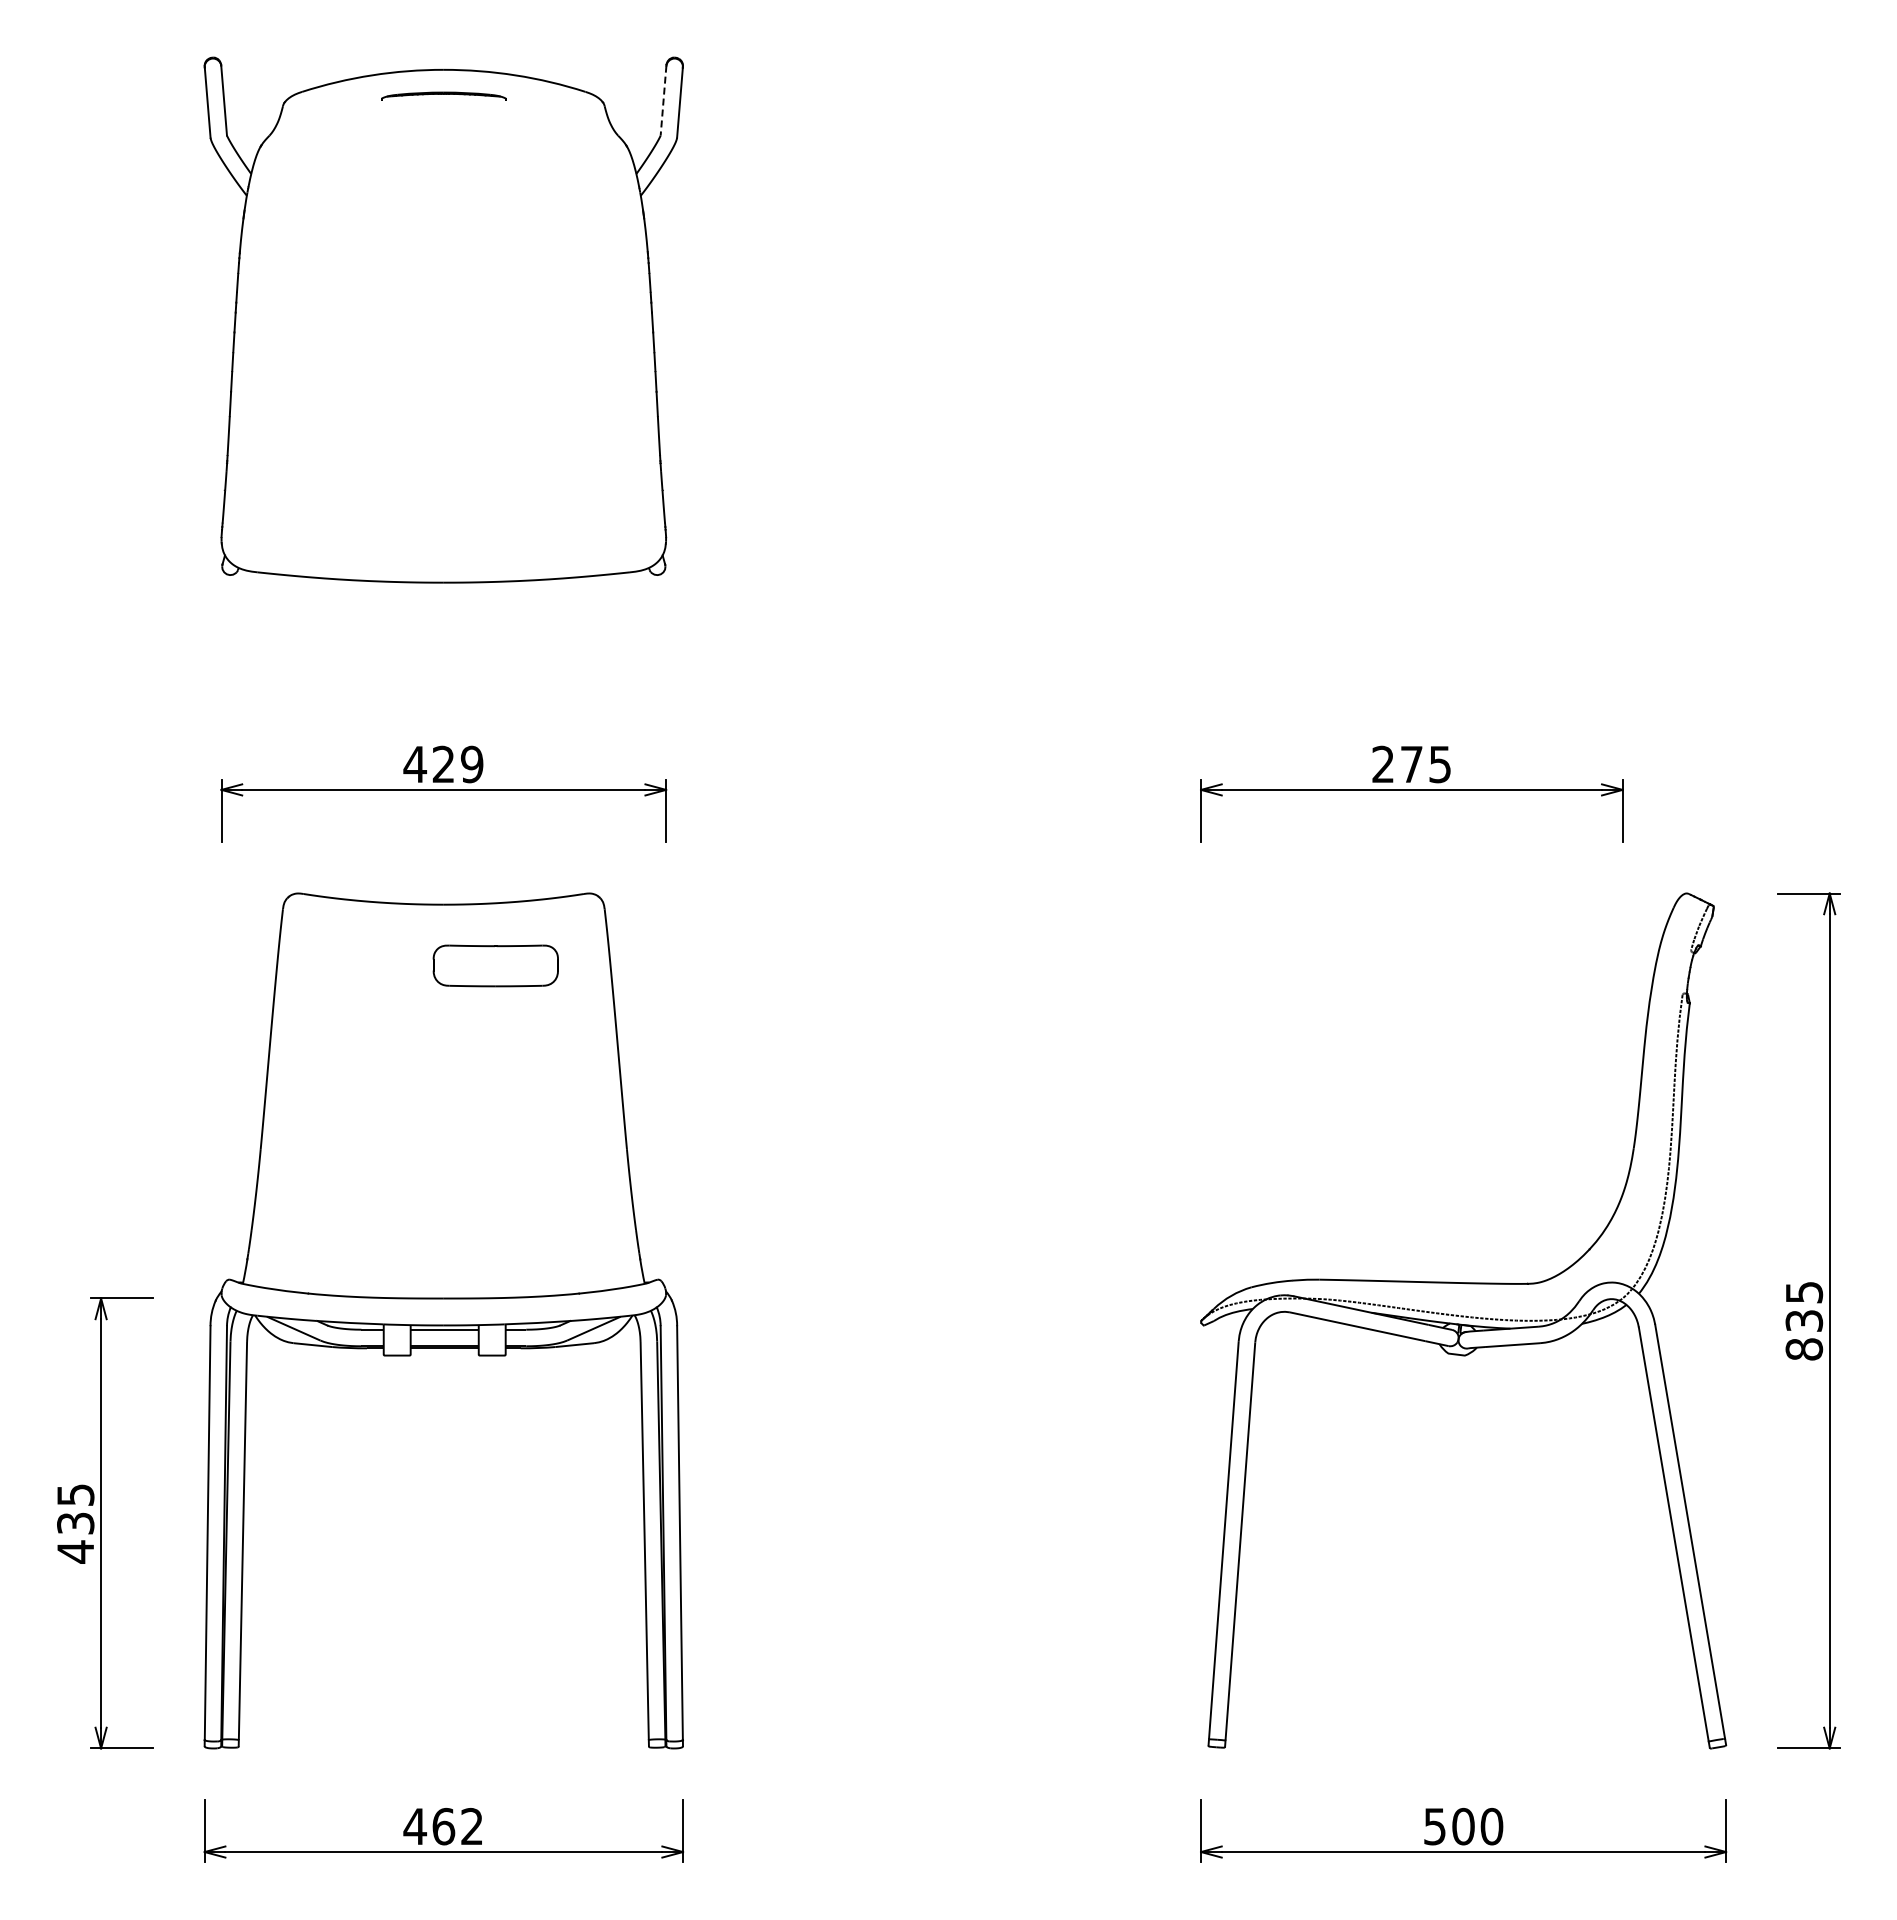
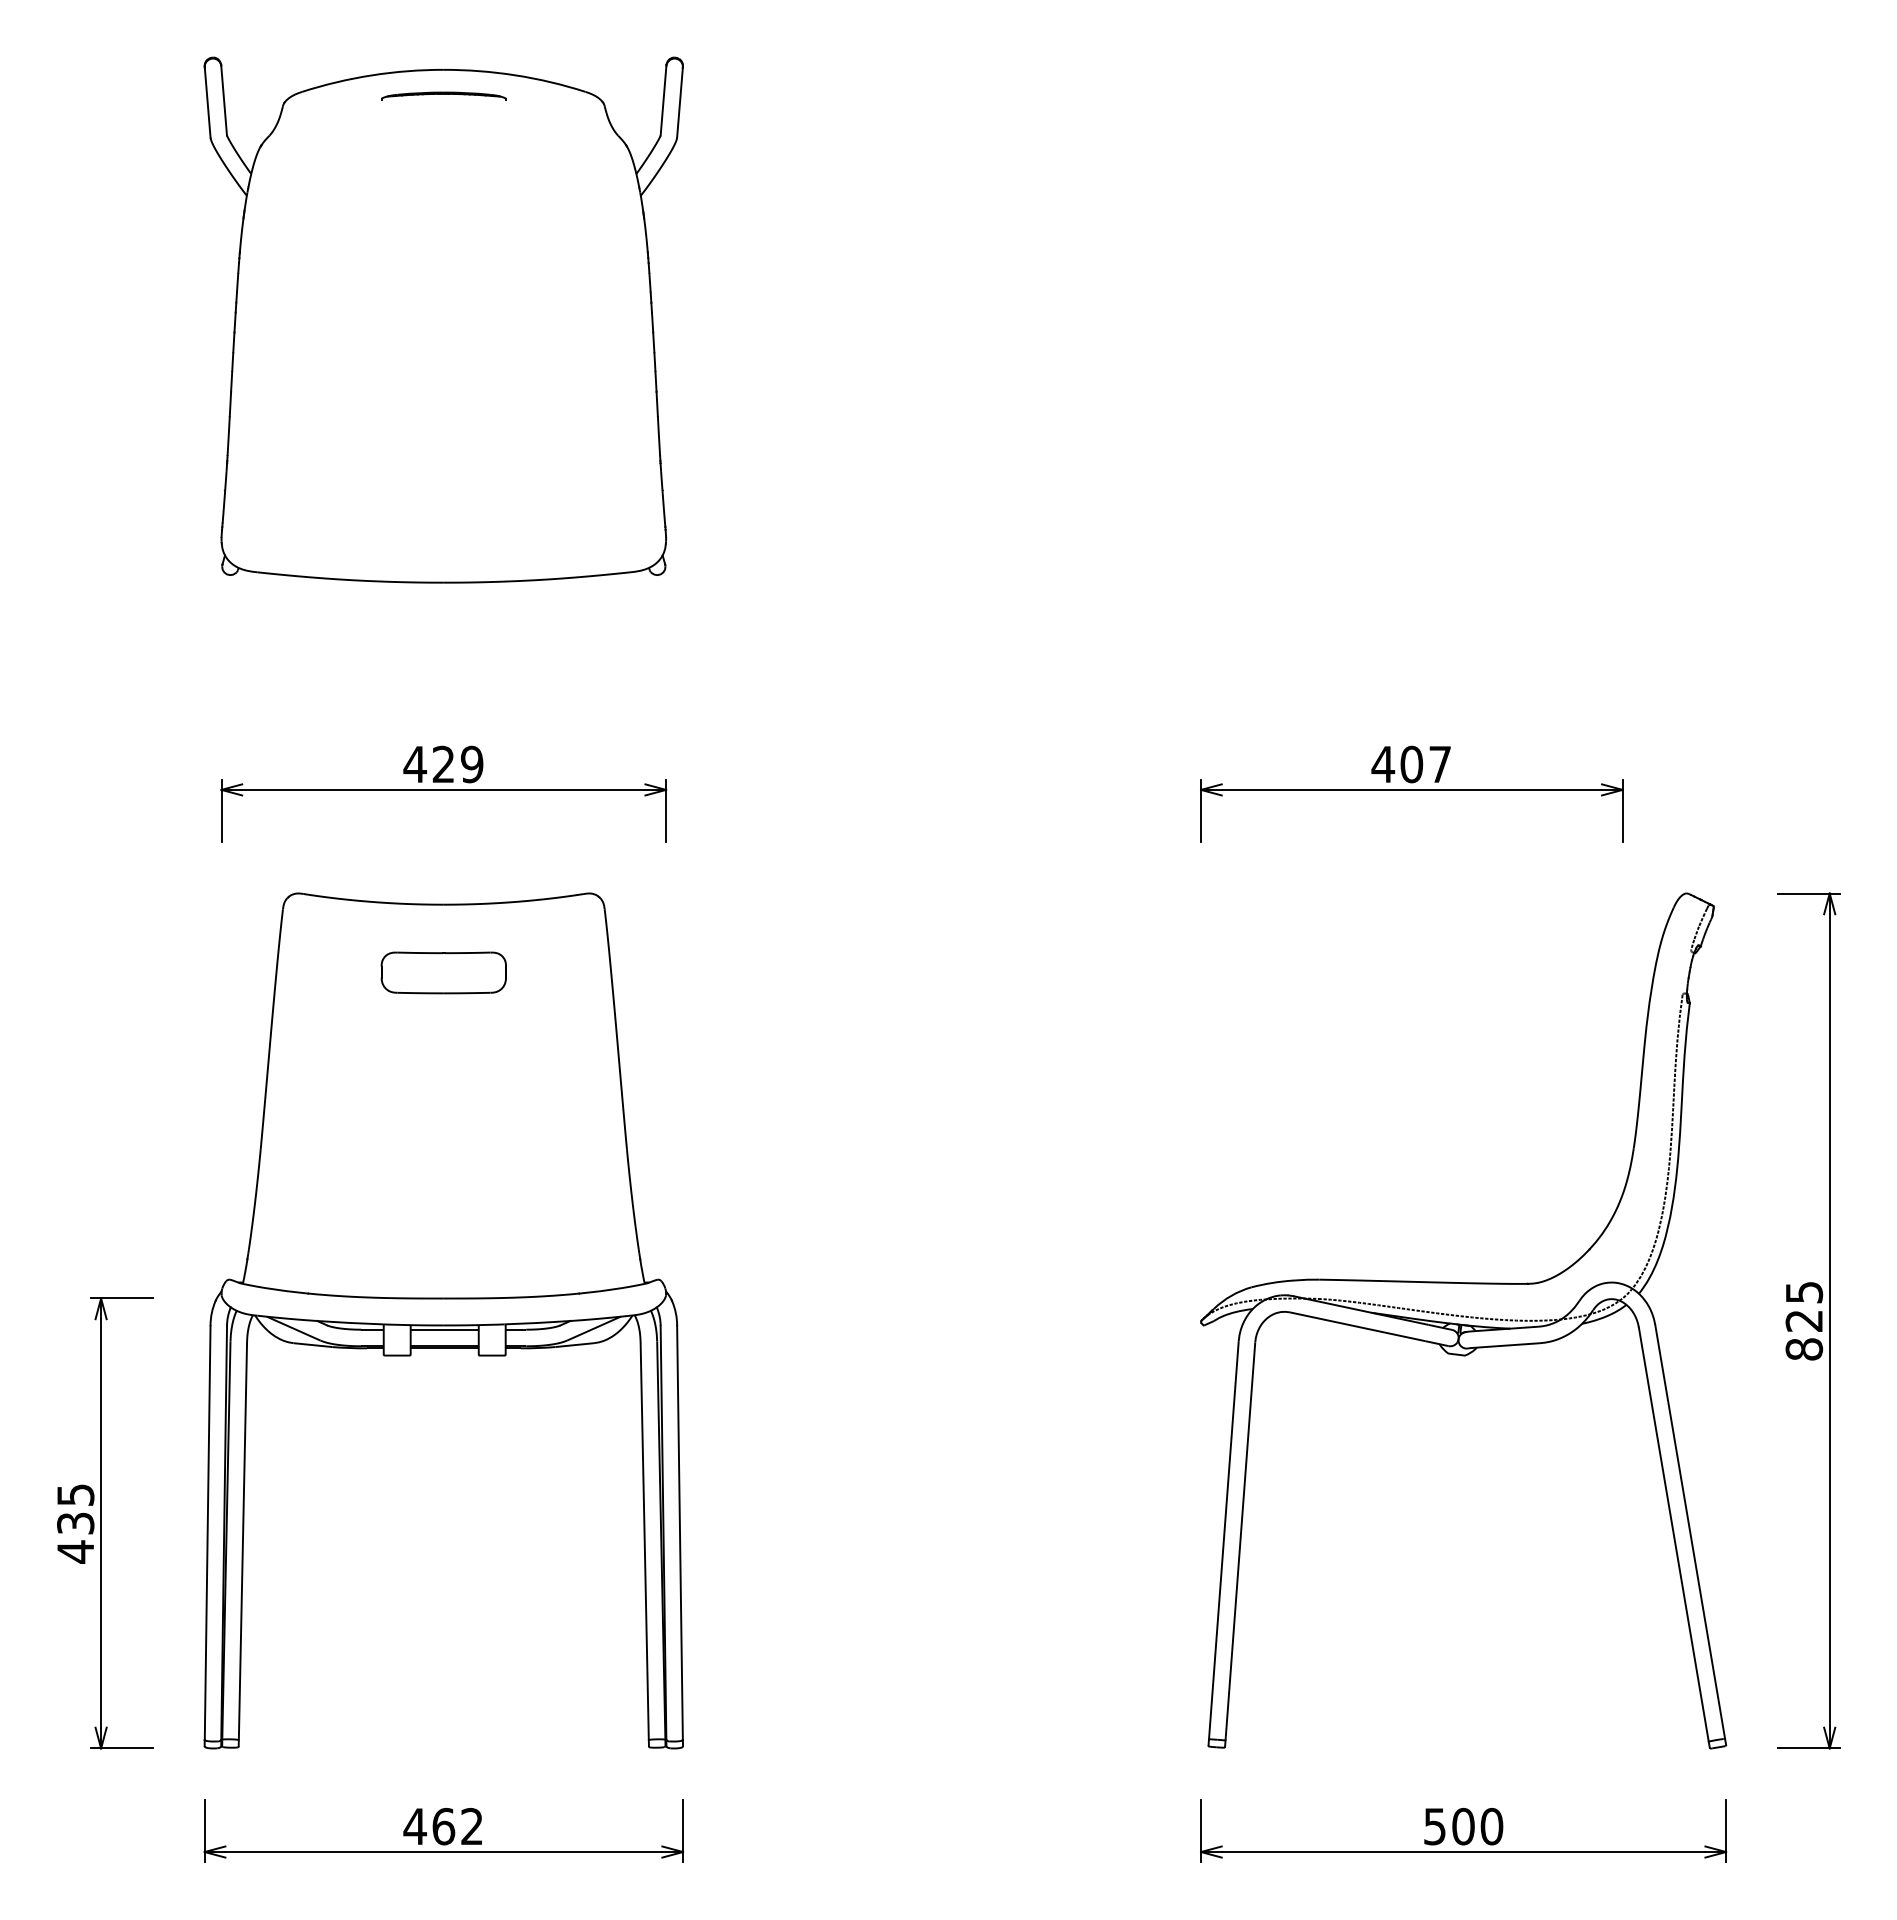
line: dashed -> solid (663, 101)
text: 275 -> 407 (1410, 764)
part position: (495, 965) -> (443, 972) (443, 972)
text: 835 -> 825 (1804, 1320)
